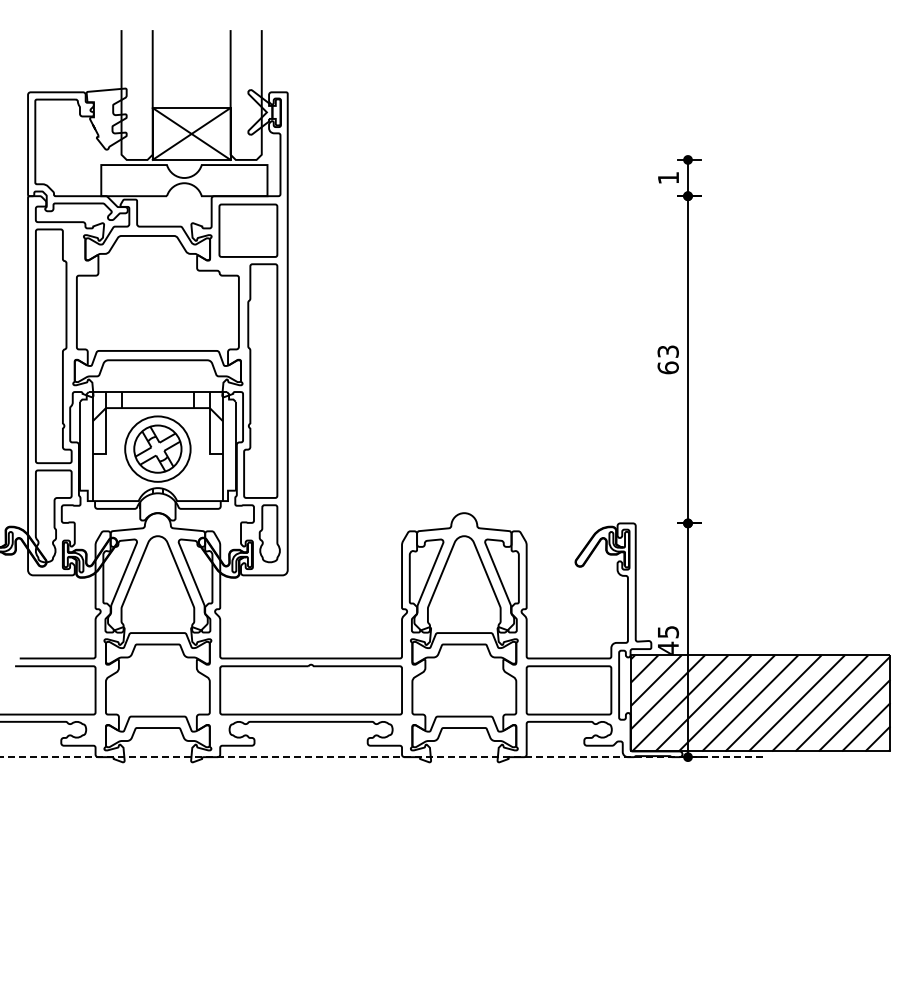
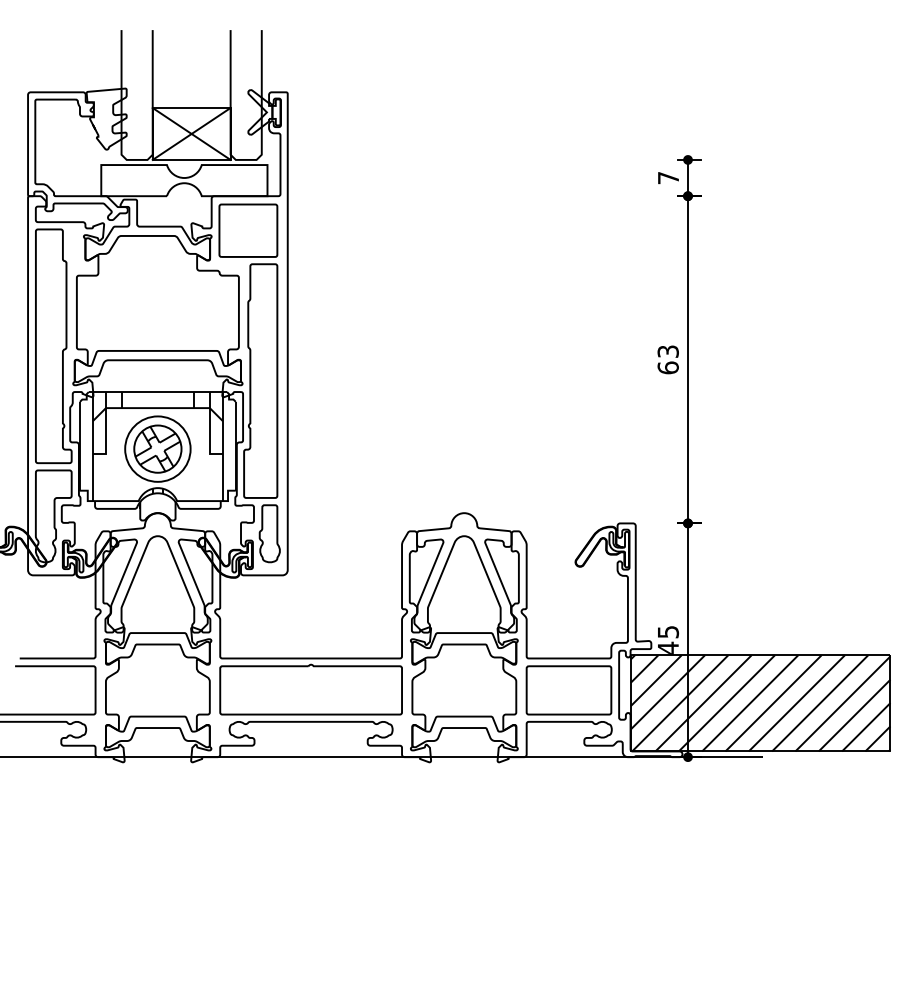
text: 1 -> 7 (668, 178)
line: dashed -> solid (381, 757)
